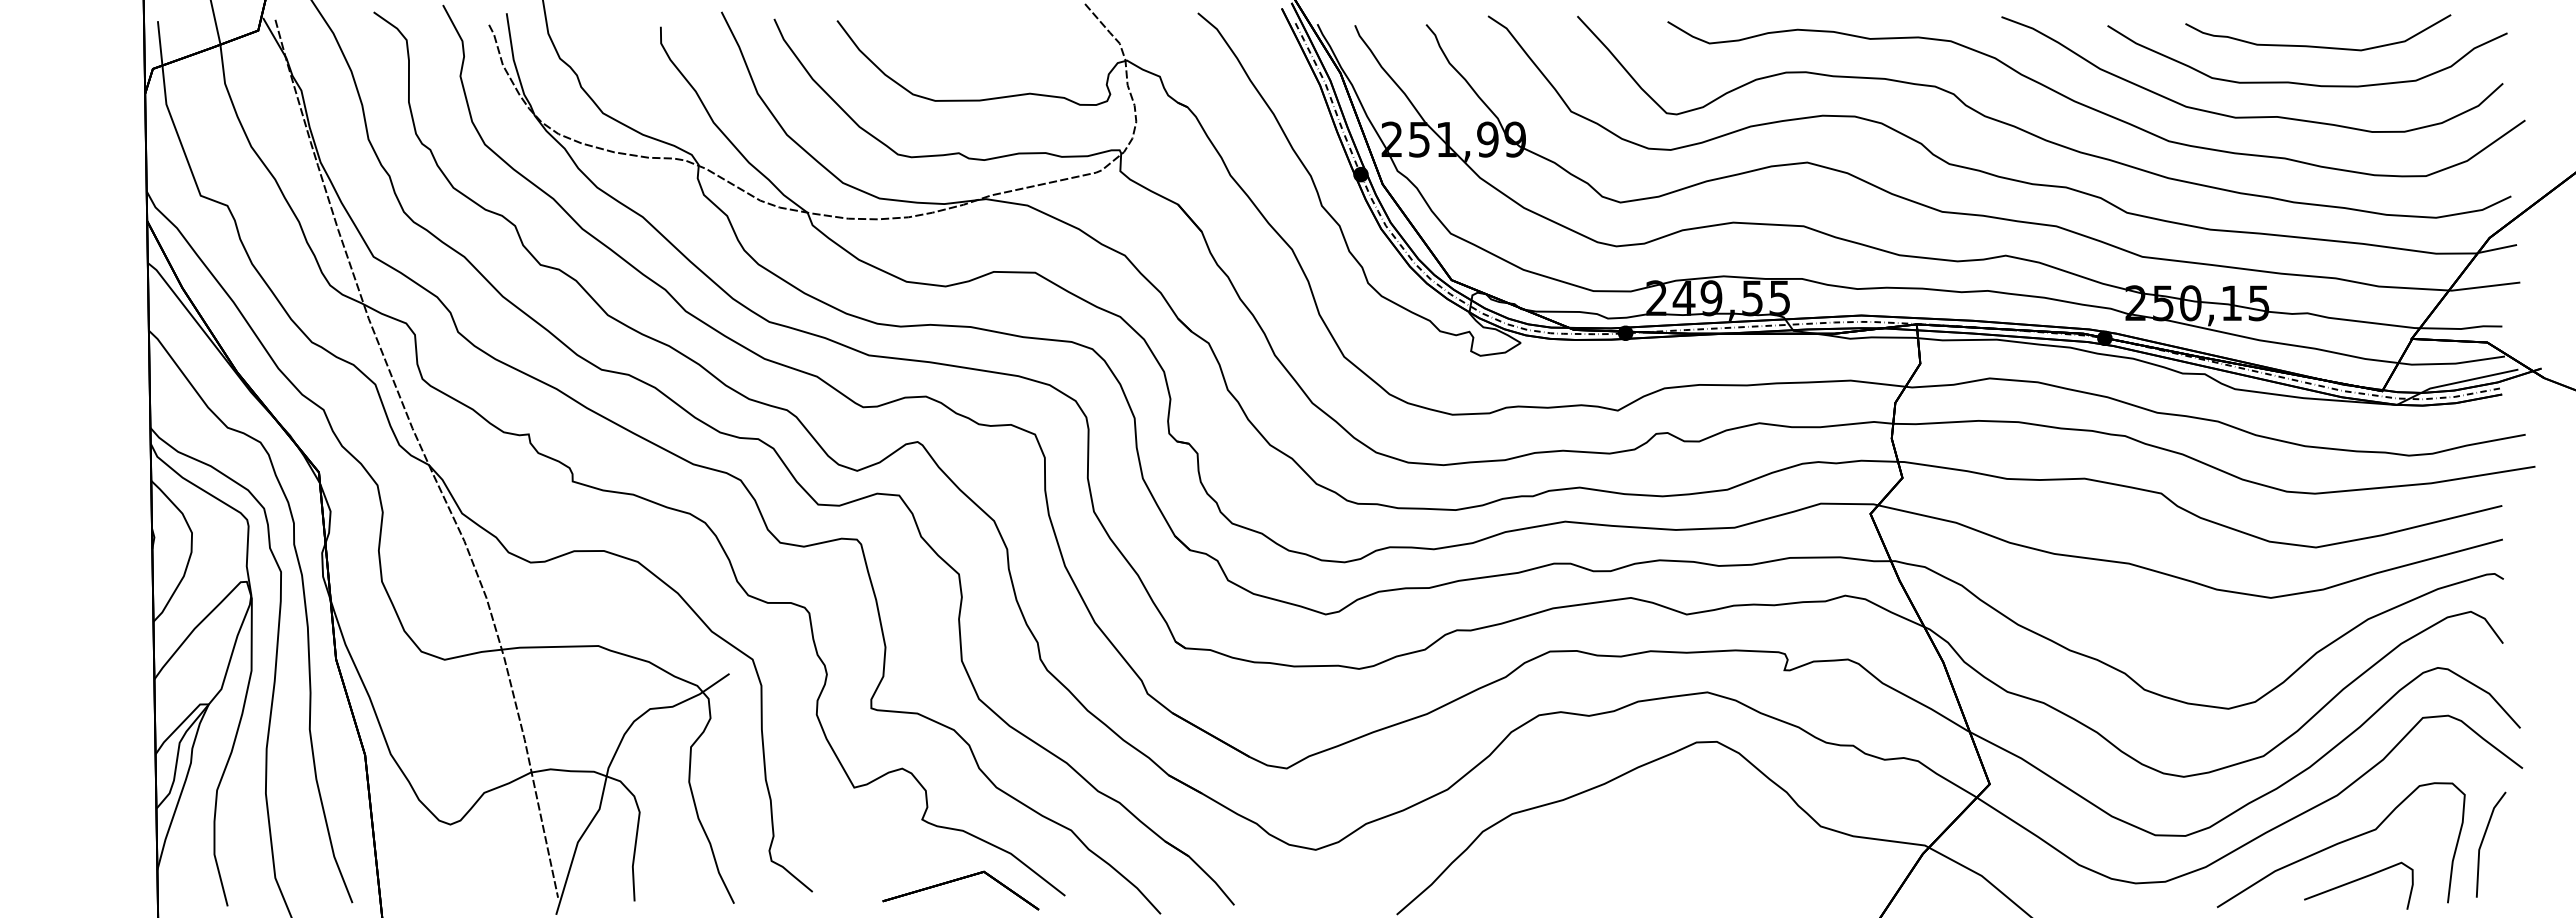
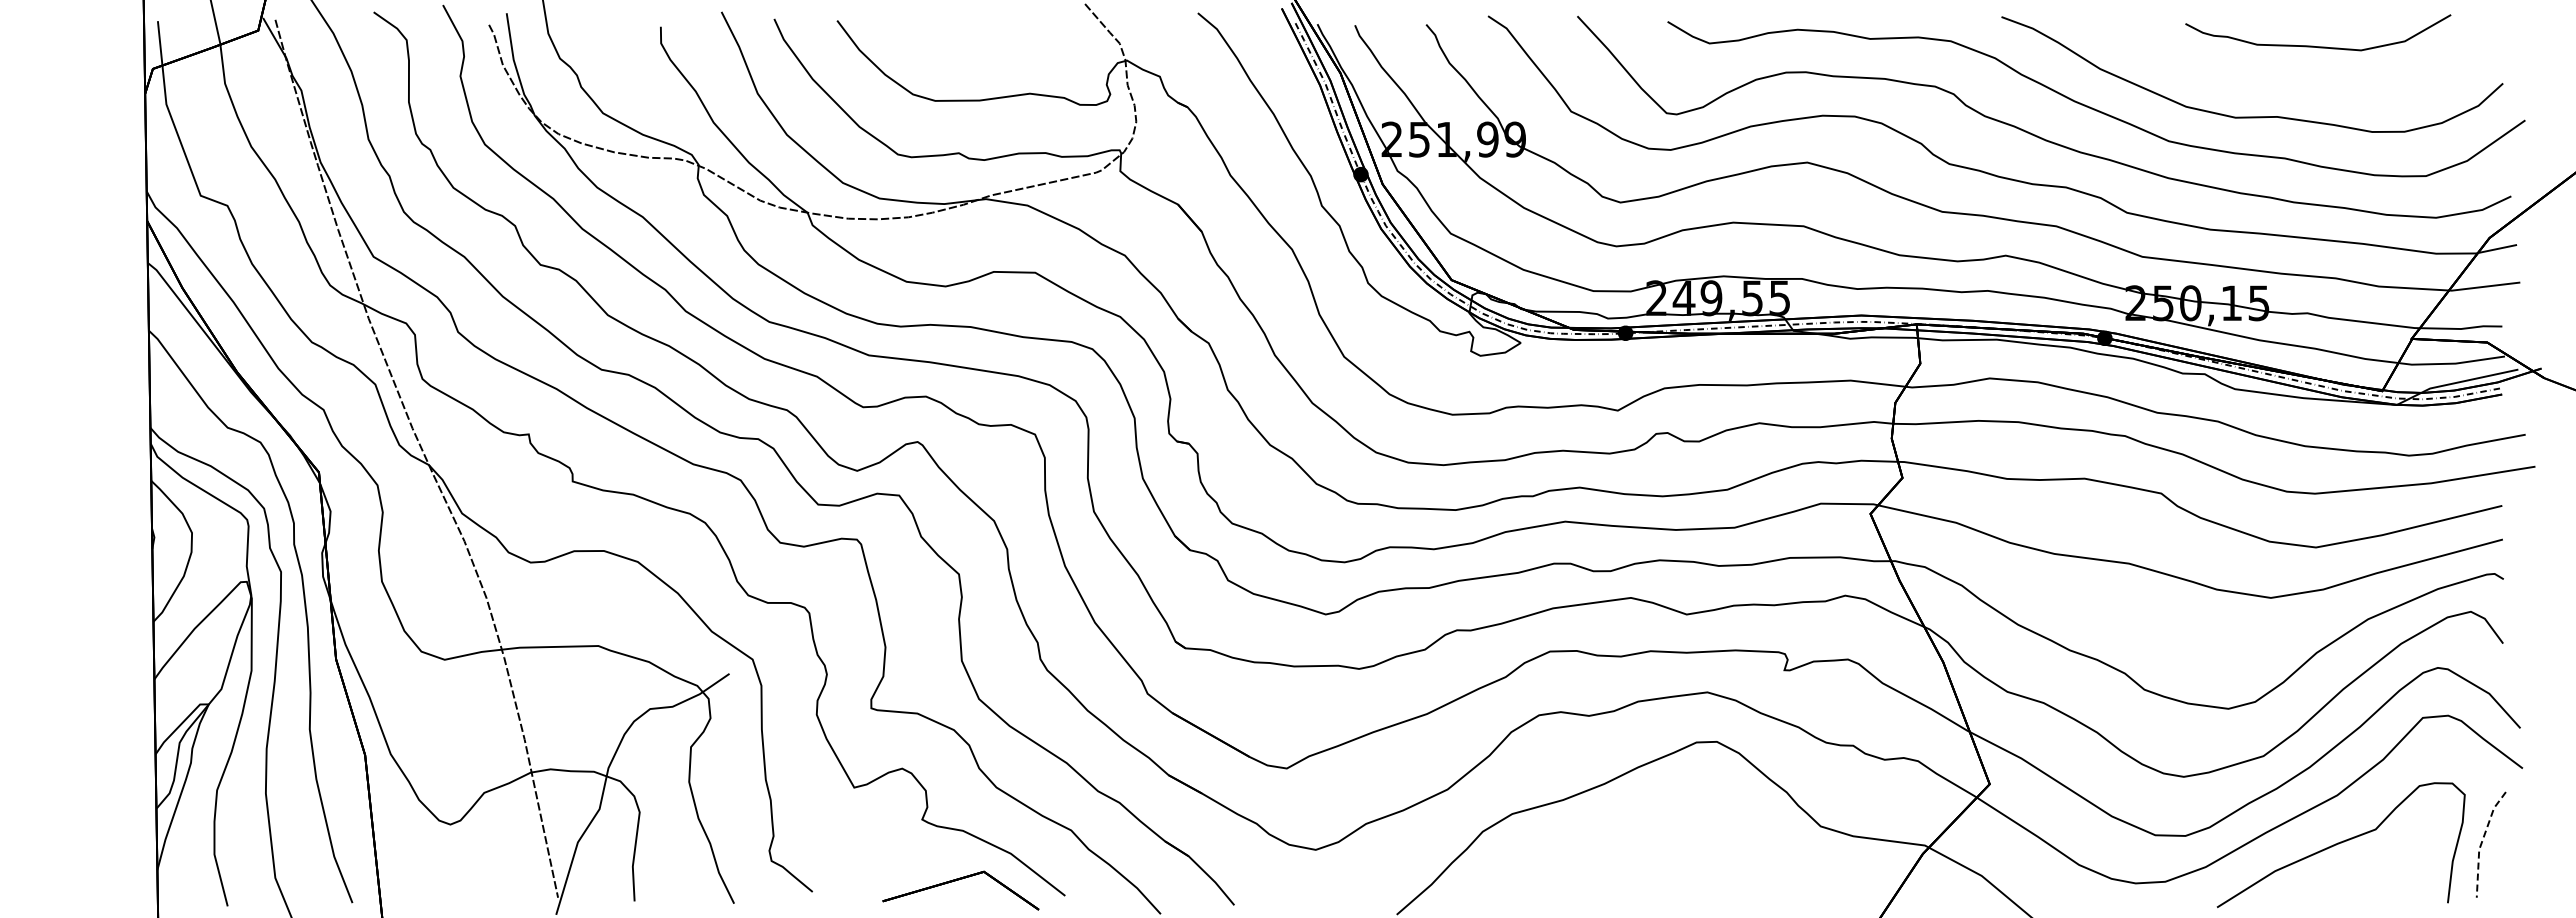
curve: present -> none (2300, 82)
line: solid -> dashed (2481, 842)
curve: present -> none (2356, 881)
